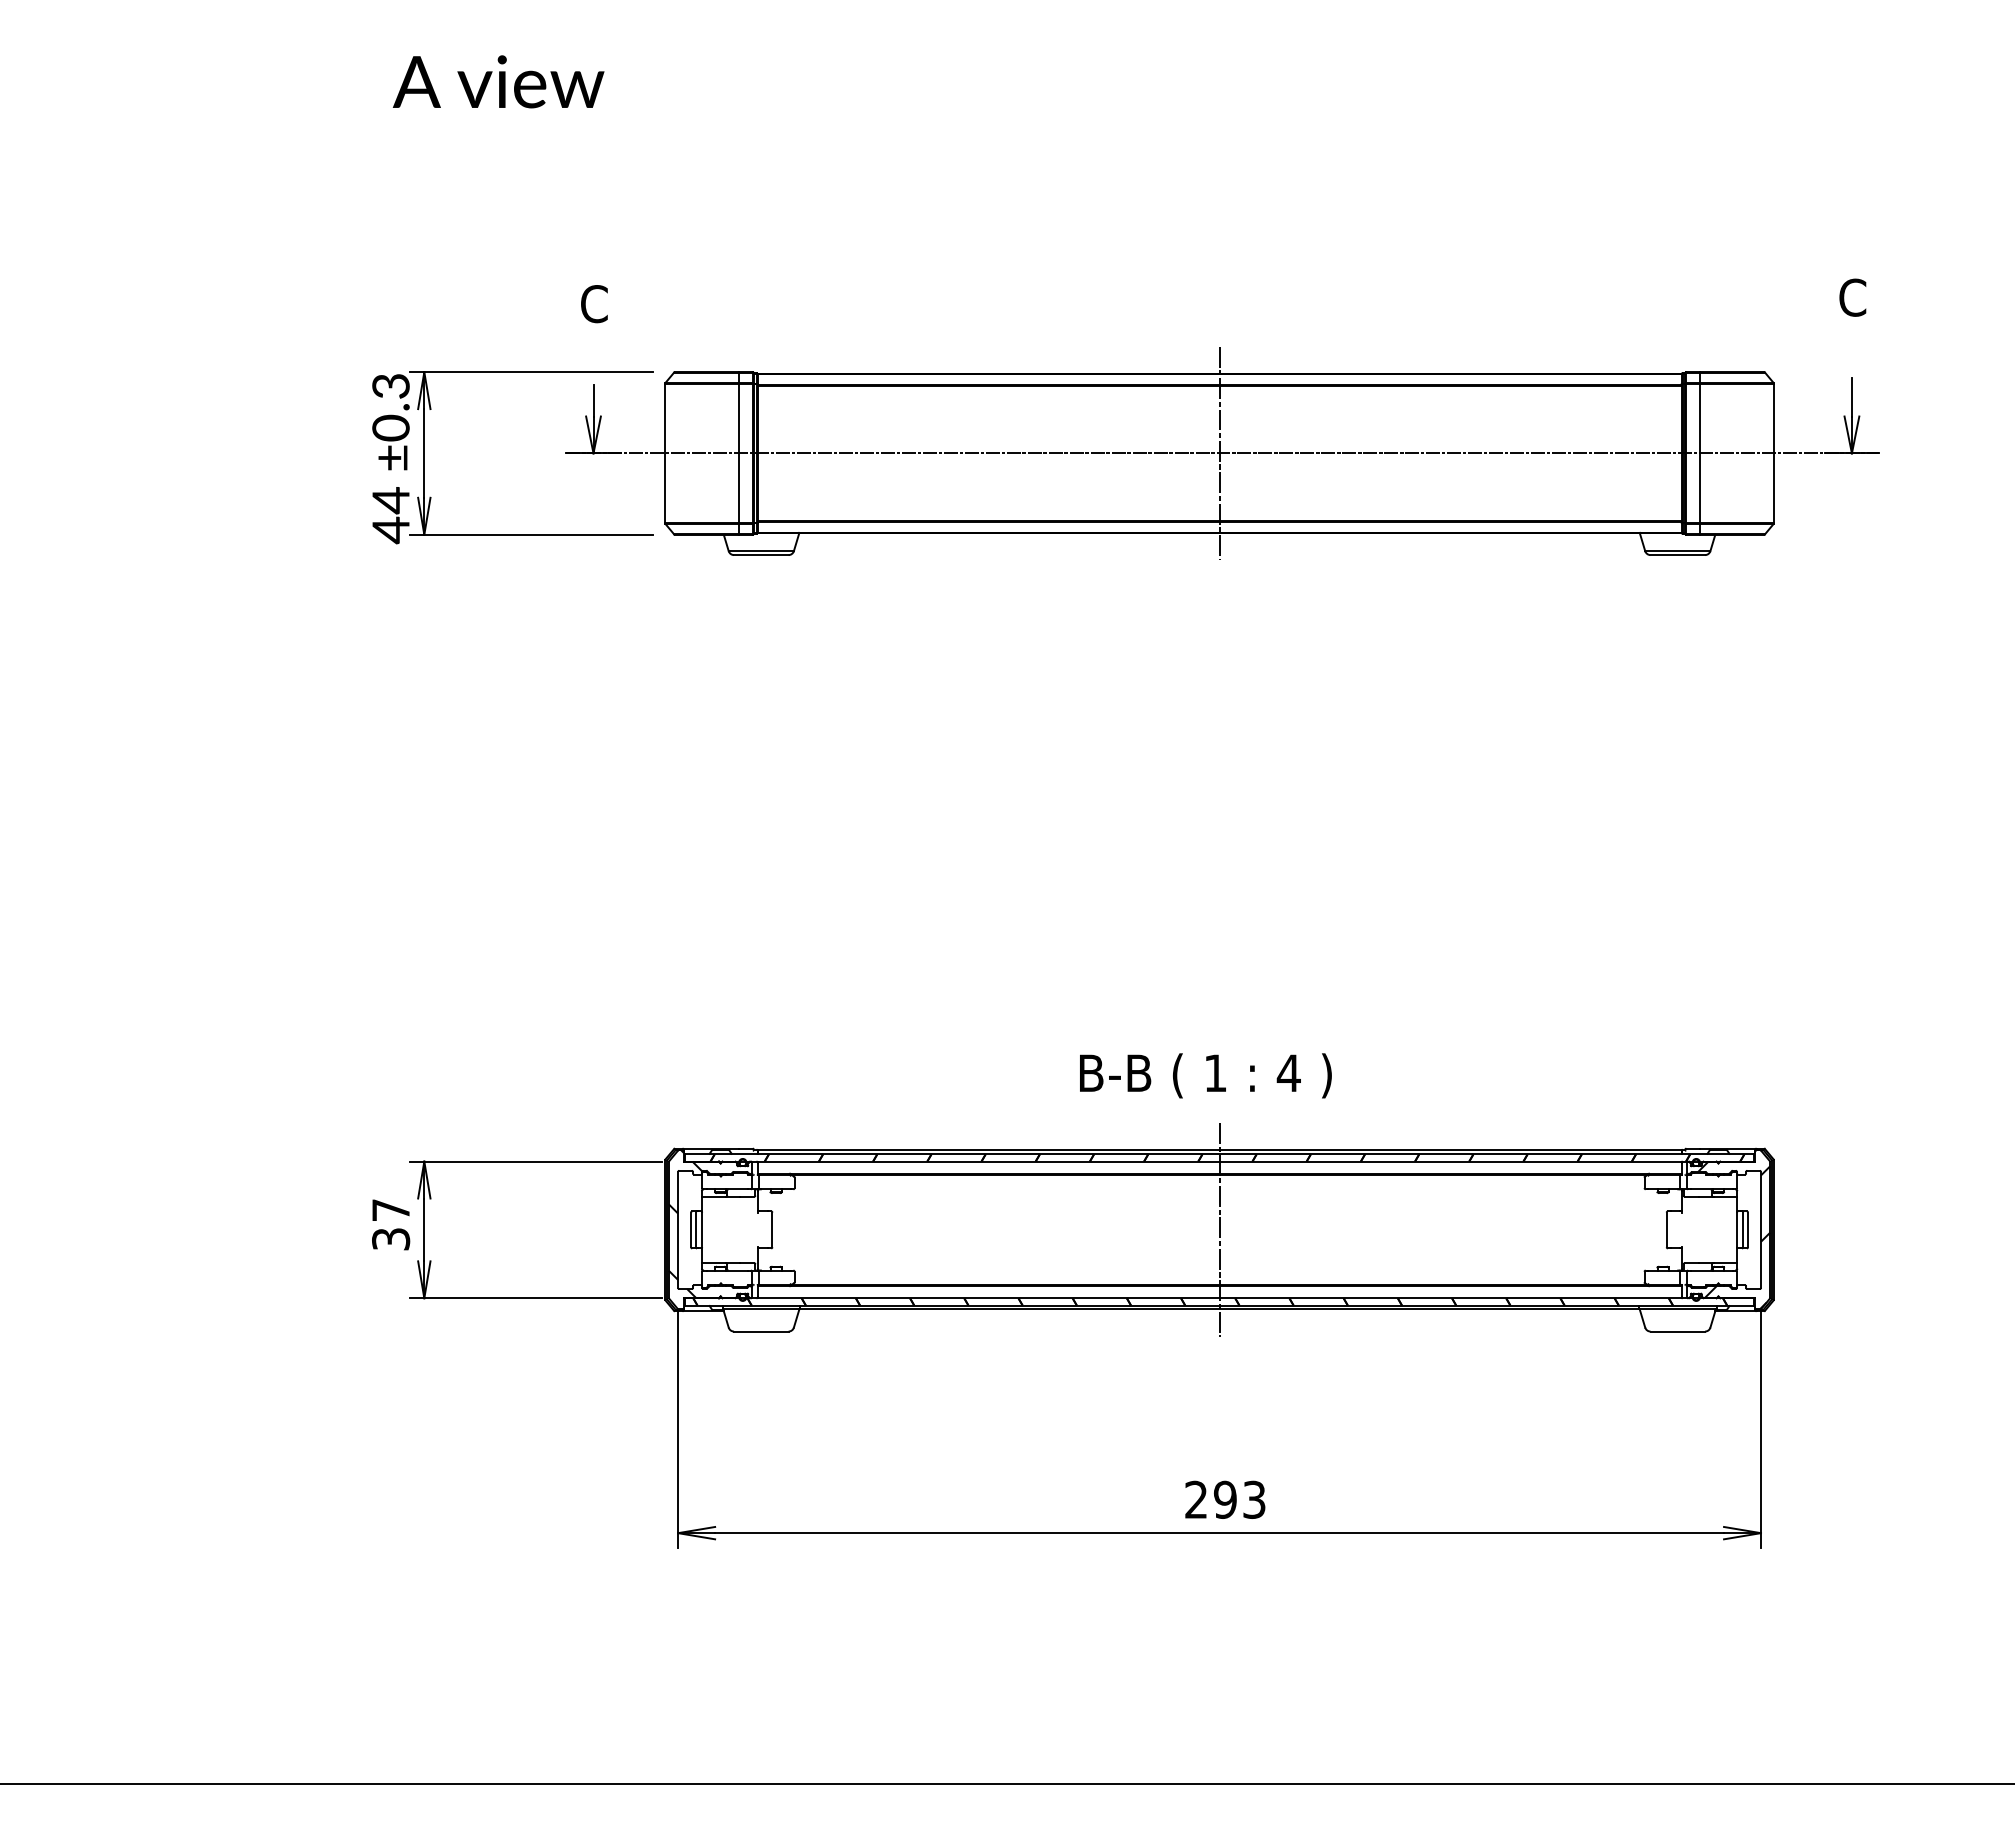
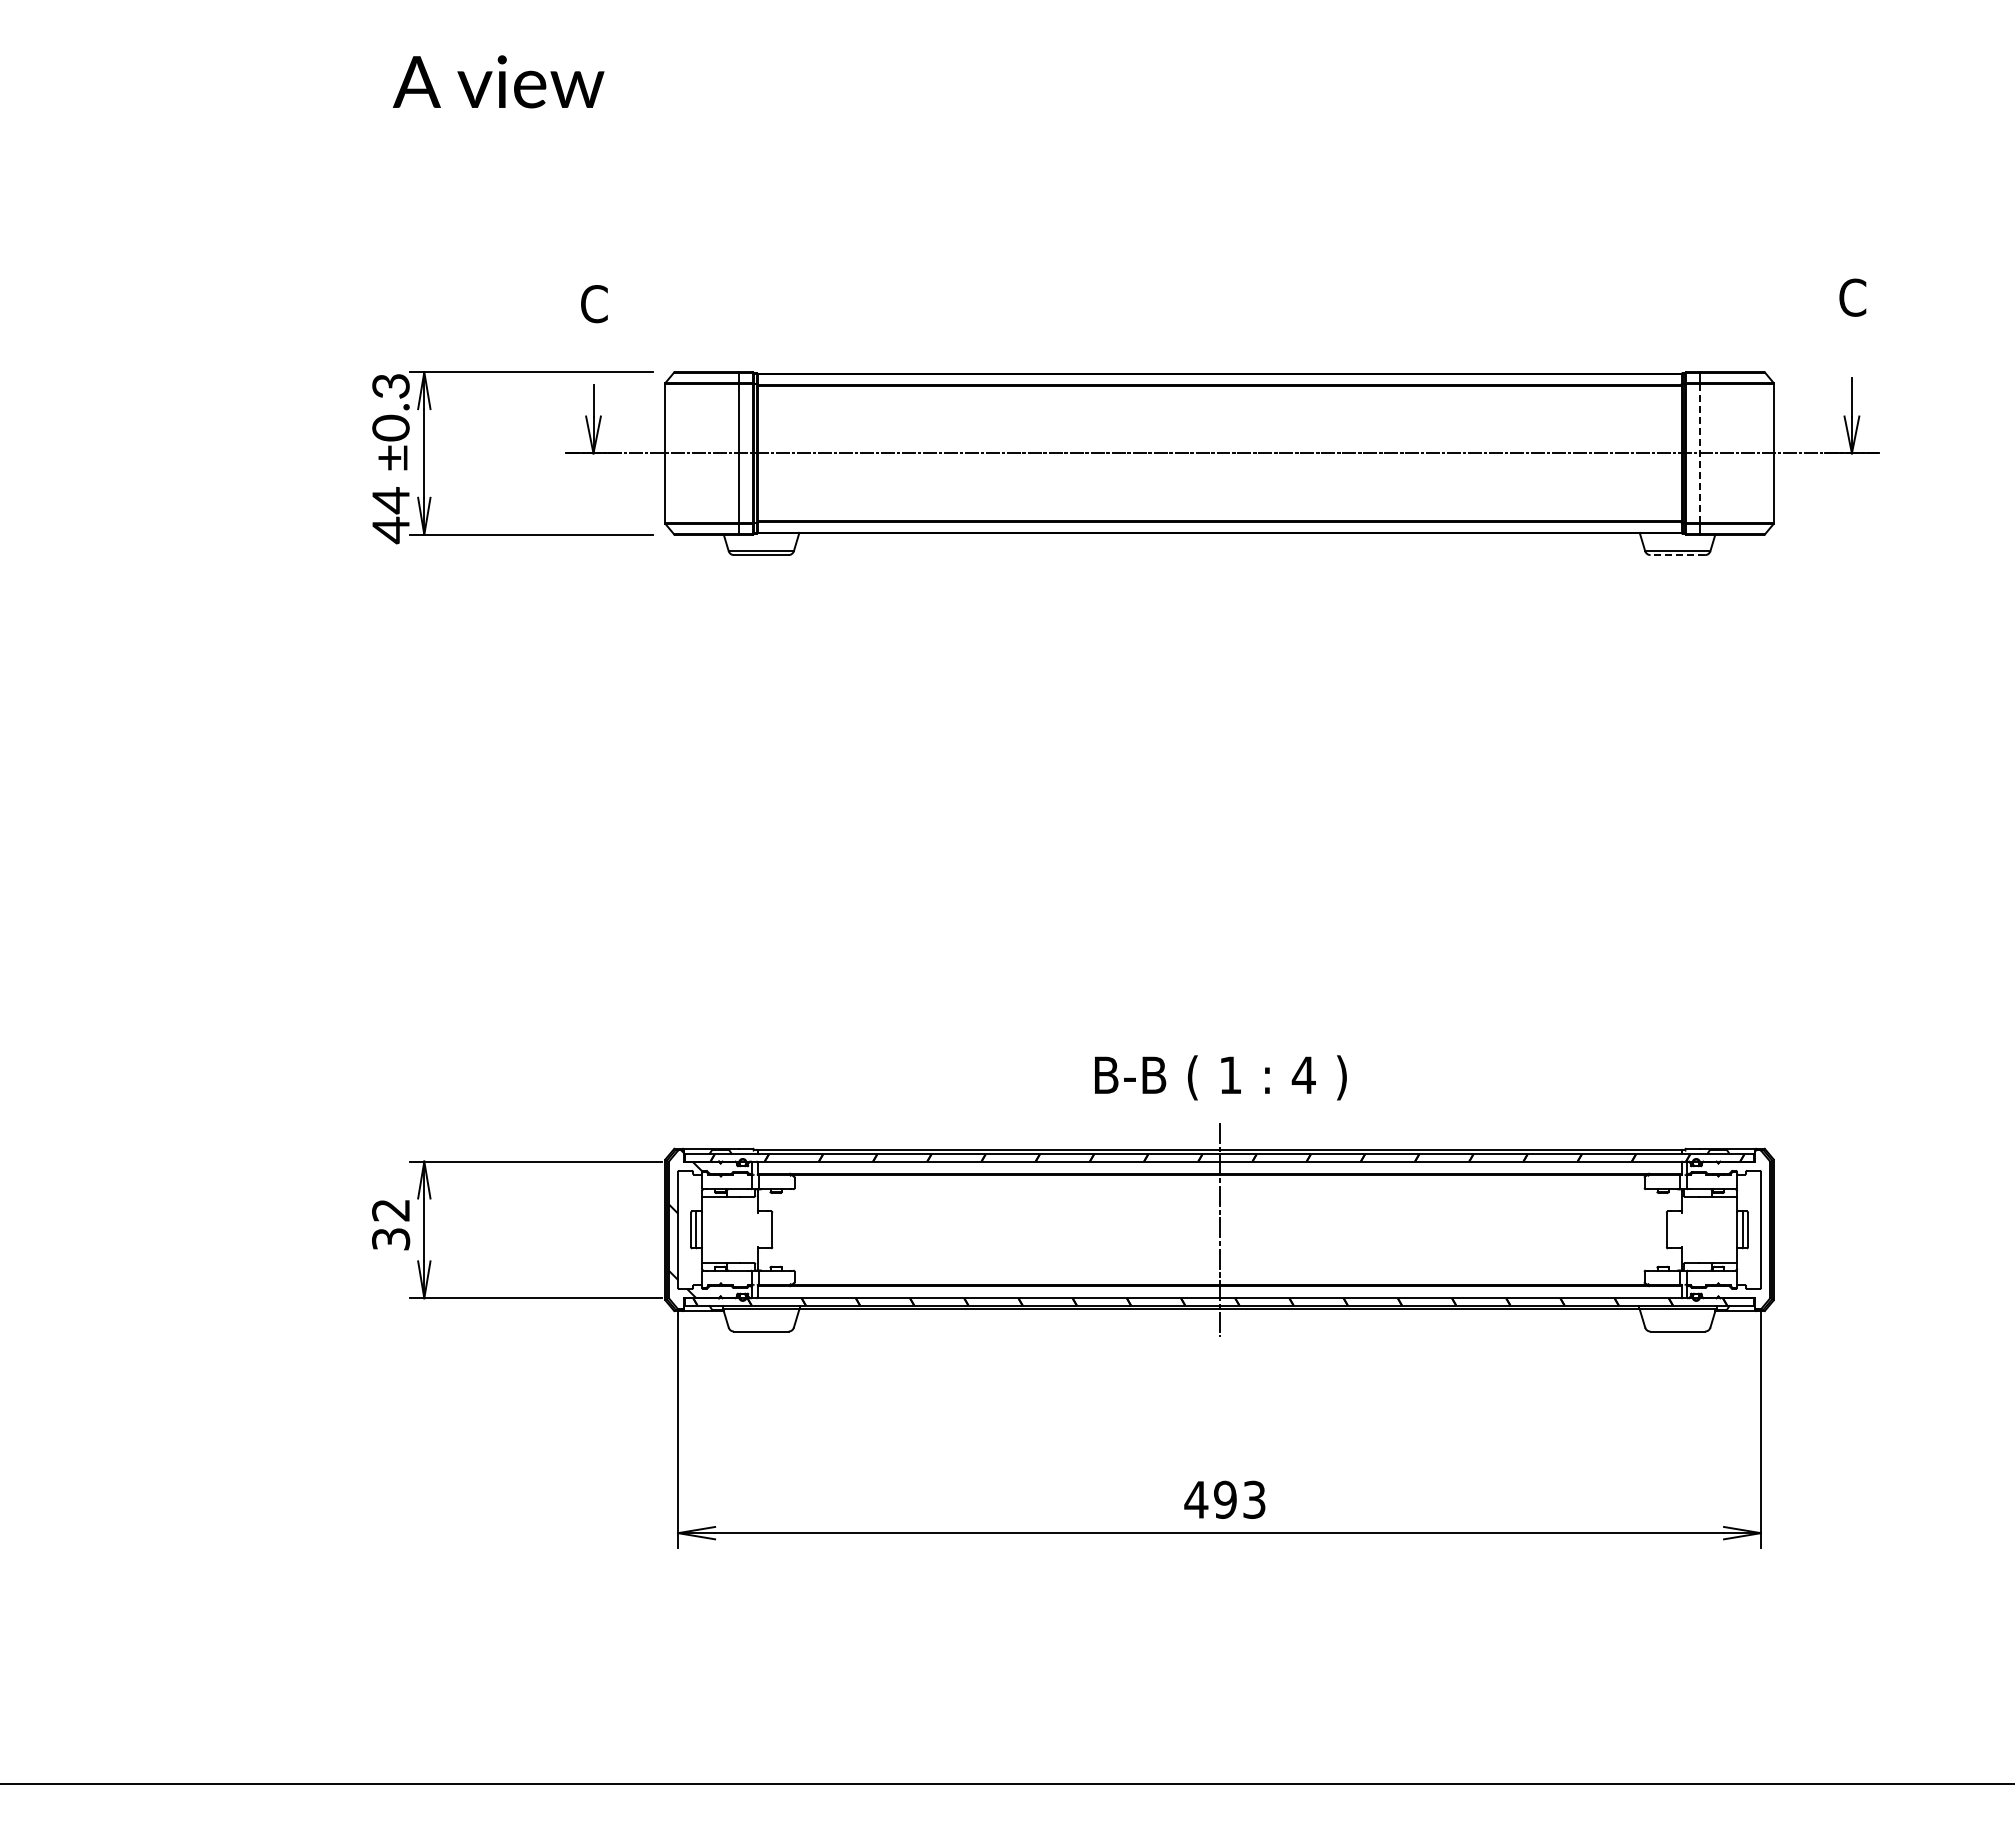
line: present -> none (1219, 453)
line: solid -> dashed (1699, 453)
line: solid -> dashed (1677, 555)
text position: (1205, 1075) -> (1220, 1077) (1220, 1077)
text: 37 -> 32 (390, 1210)
hatch: present -> none (1734, 1235)
text: 293 -> 493 (1196, 1499)
